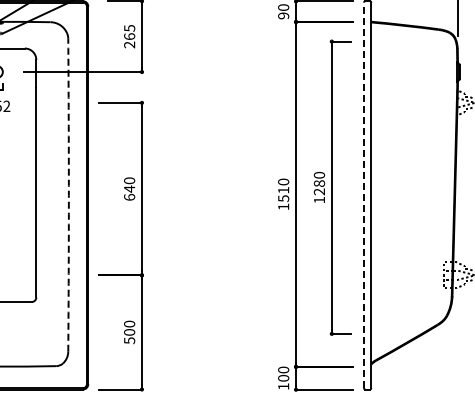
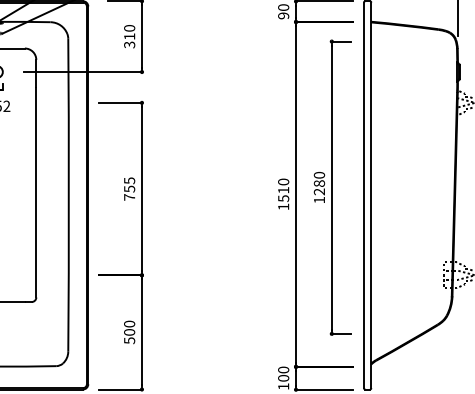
text: 265 -> 310 (129, 36)
text: 640 -> 755 (129, 188)
arc: dashed -> solid (68, 195)
line: dashed -> solid (364, 195)
